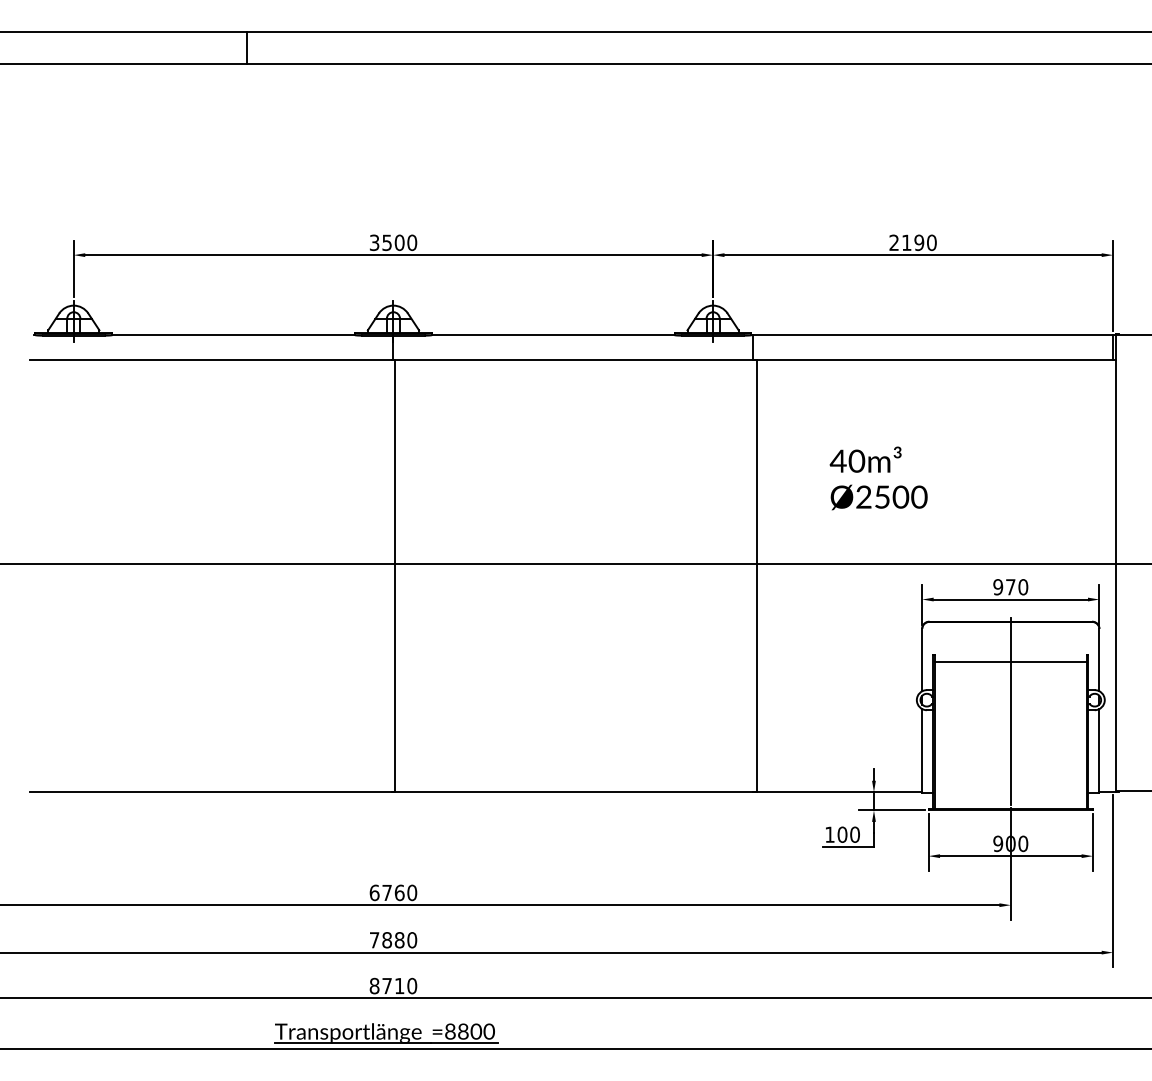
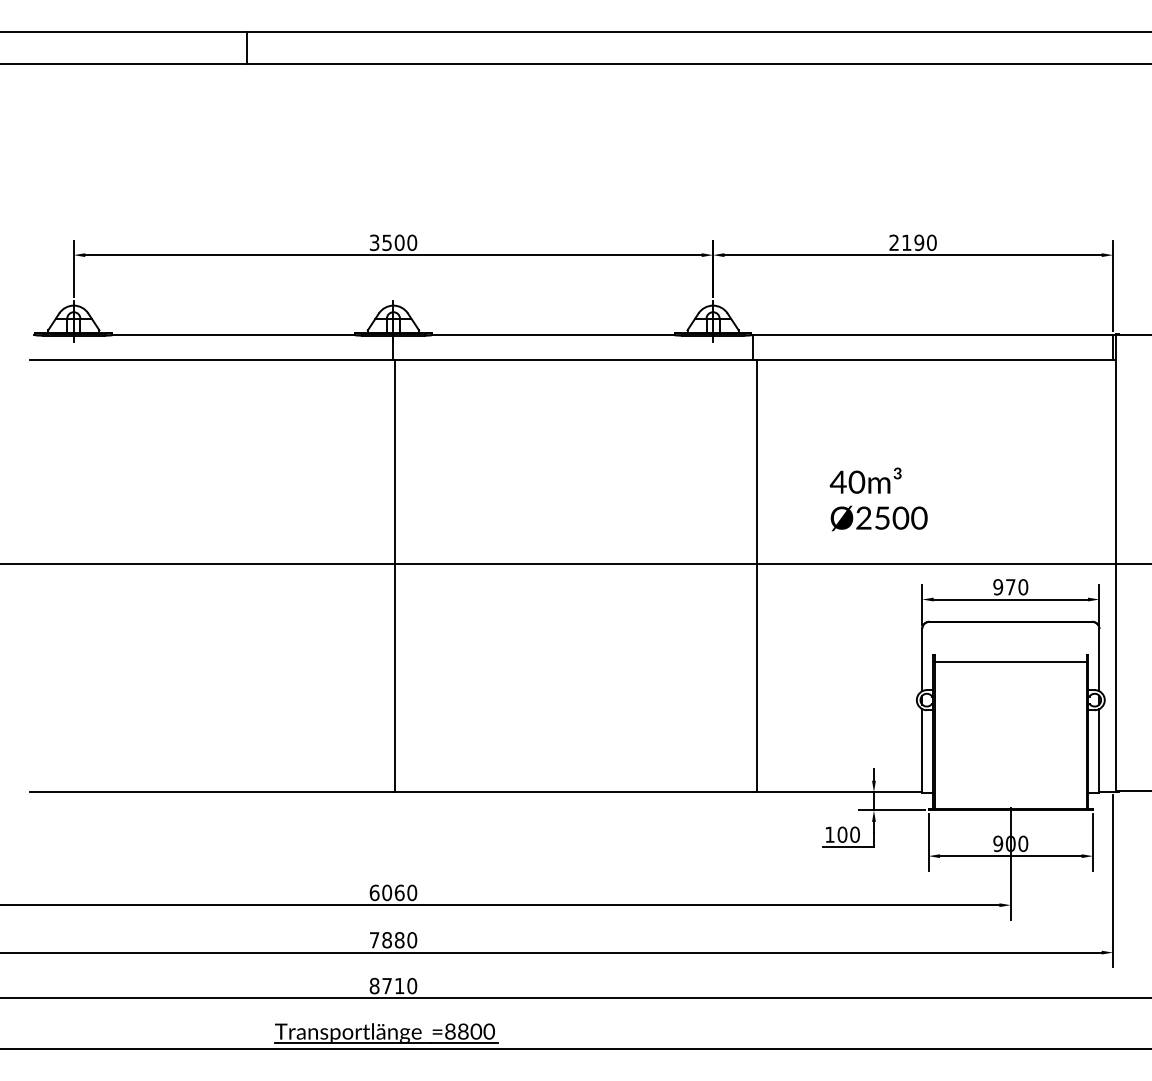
text position: (878, 478) -> (878, 499) (878, 499)
line: present -> none (1010, 710)
text: 6760 -> 6060 (387, 892)
